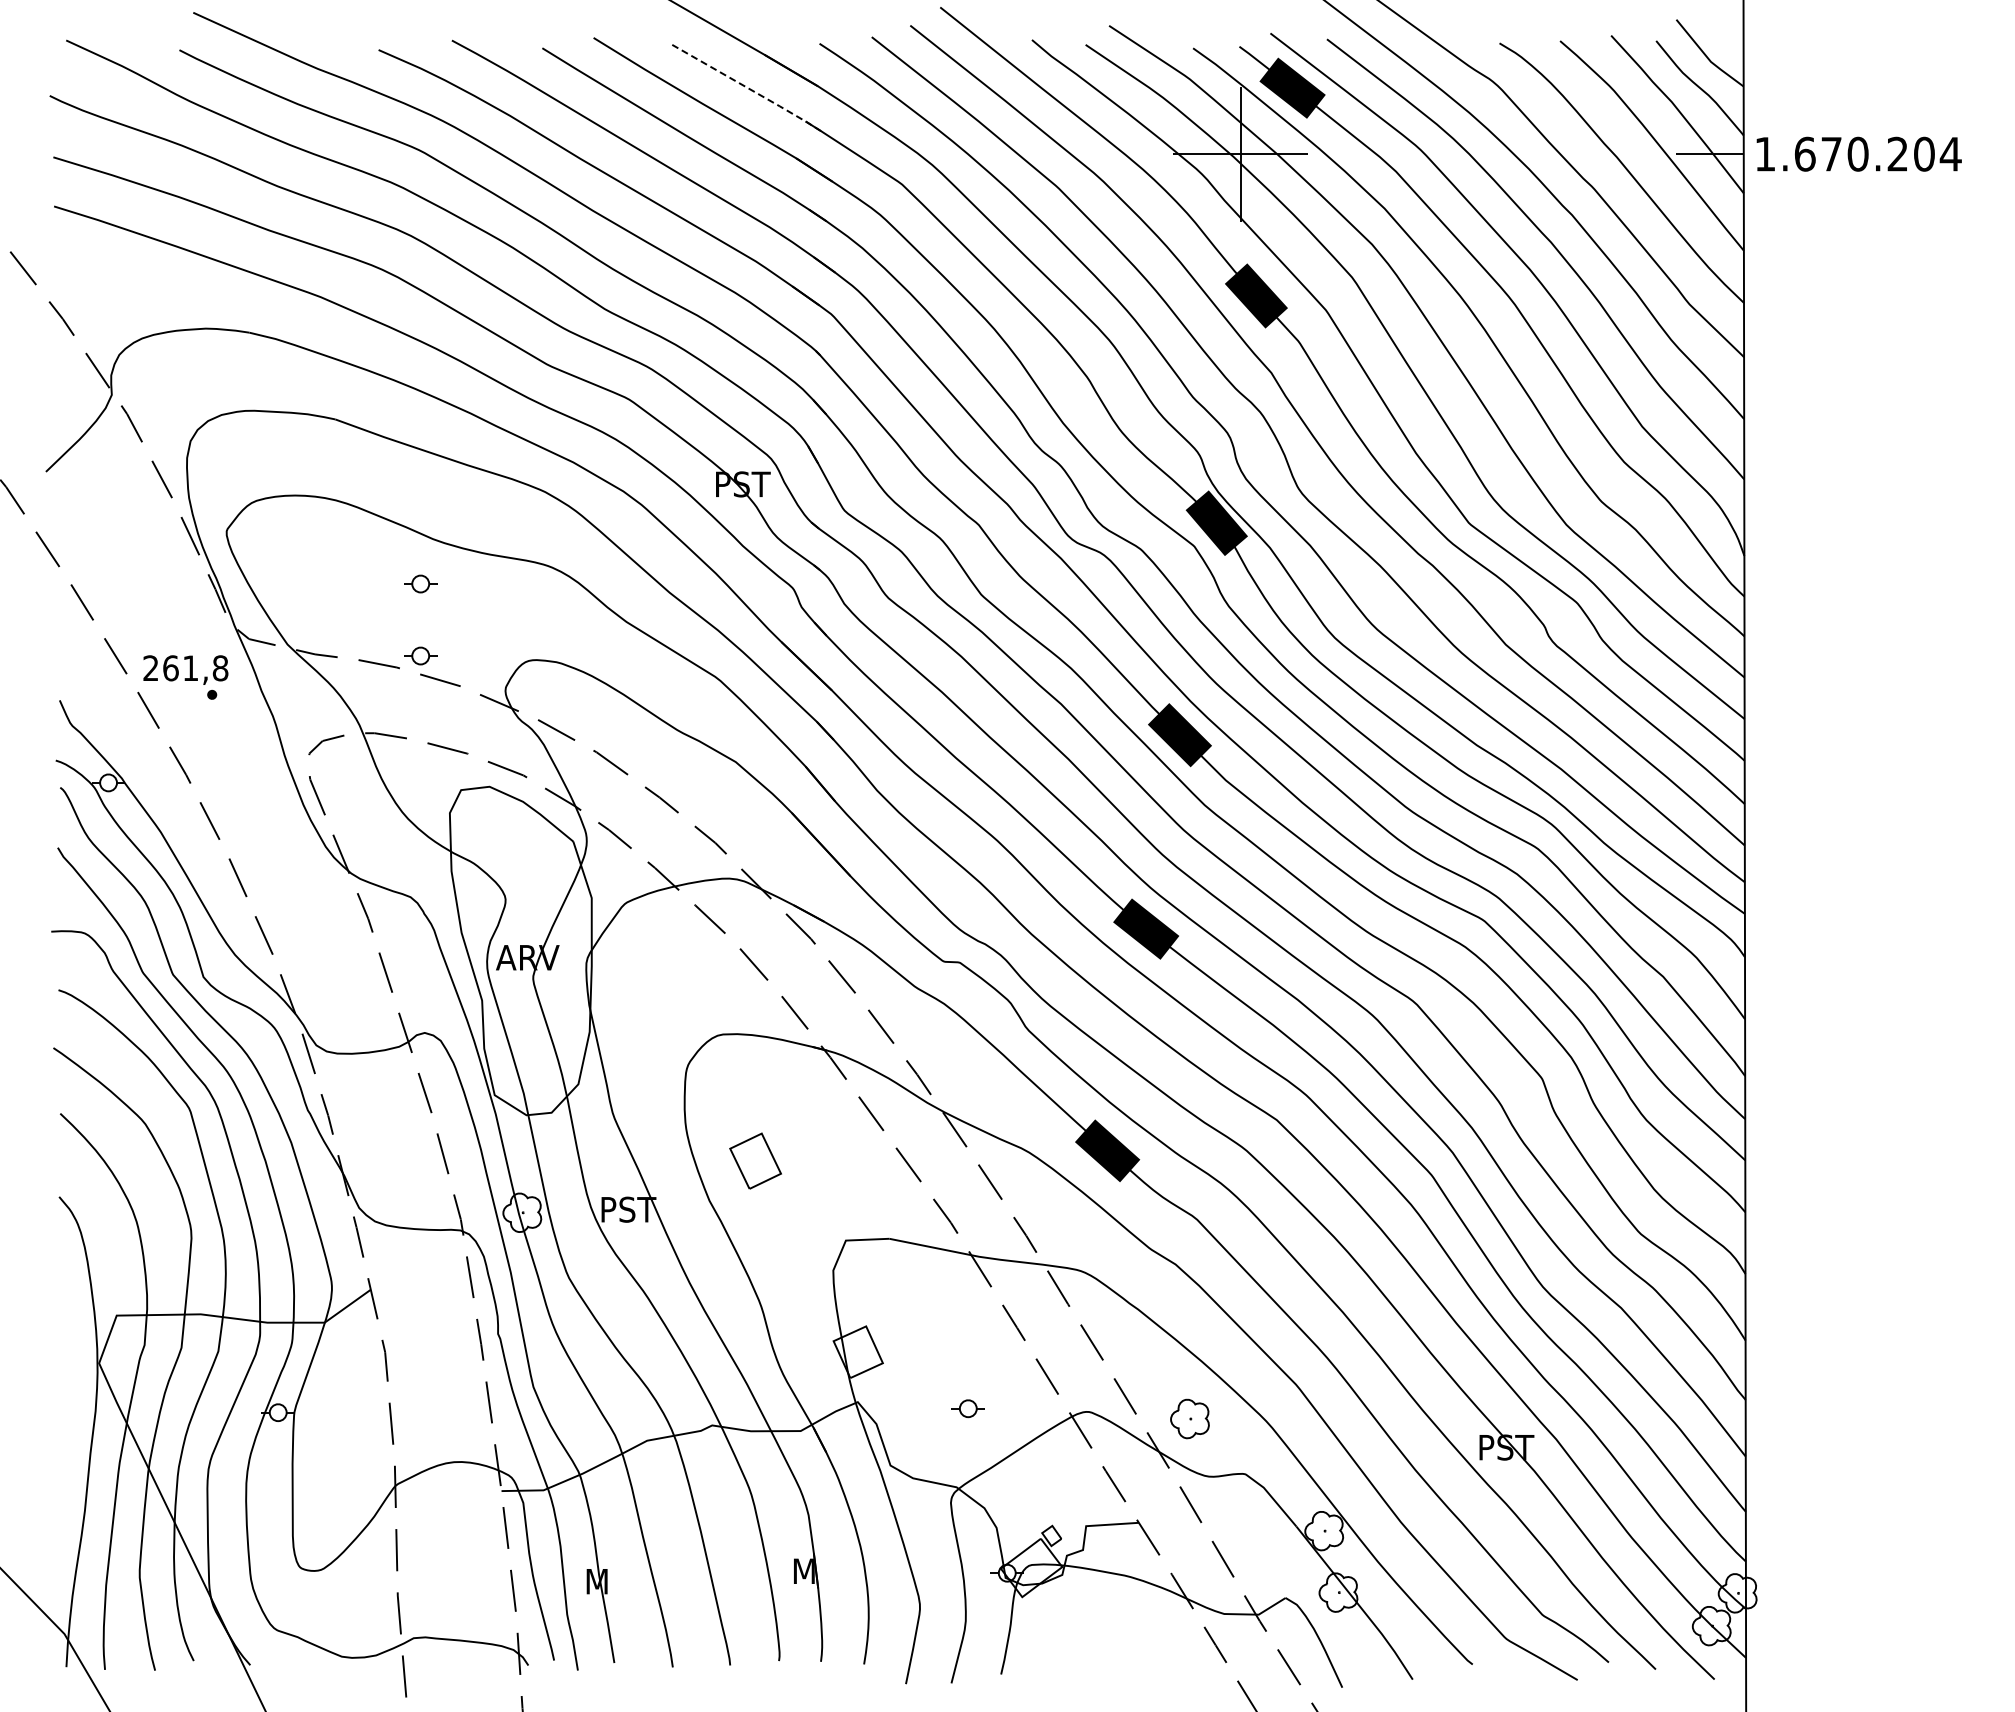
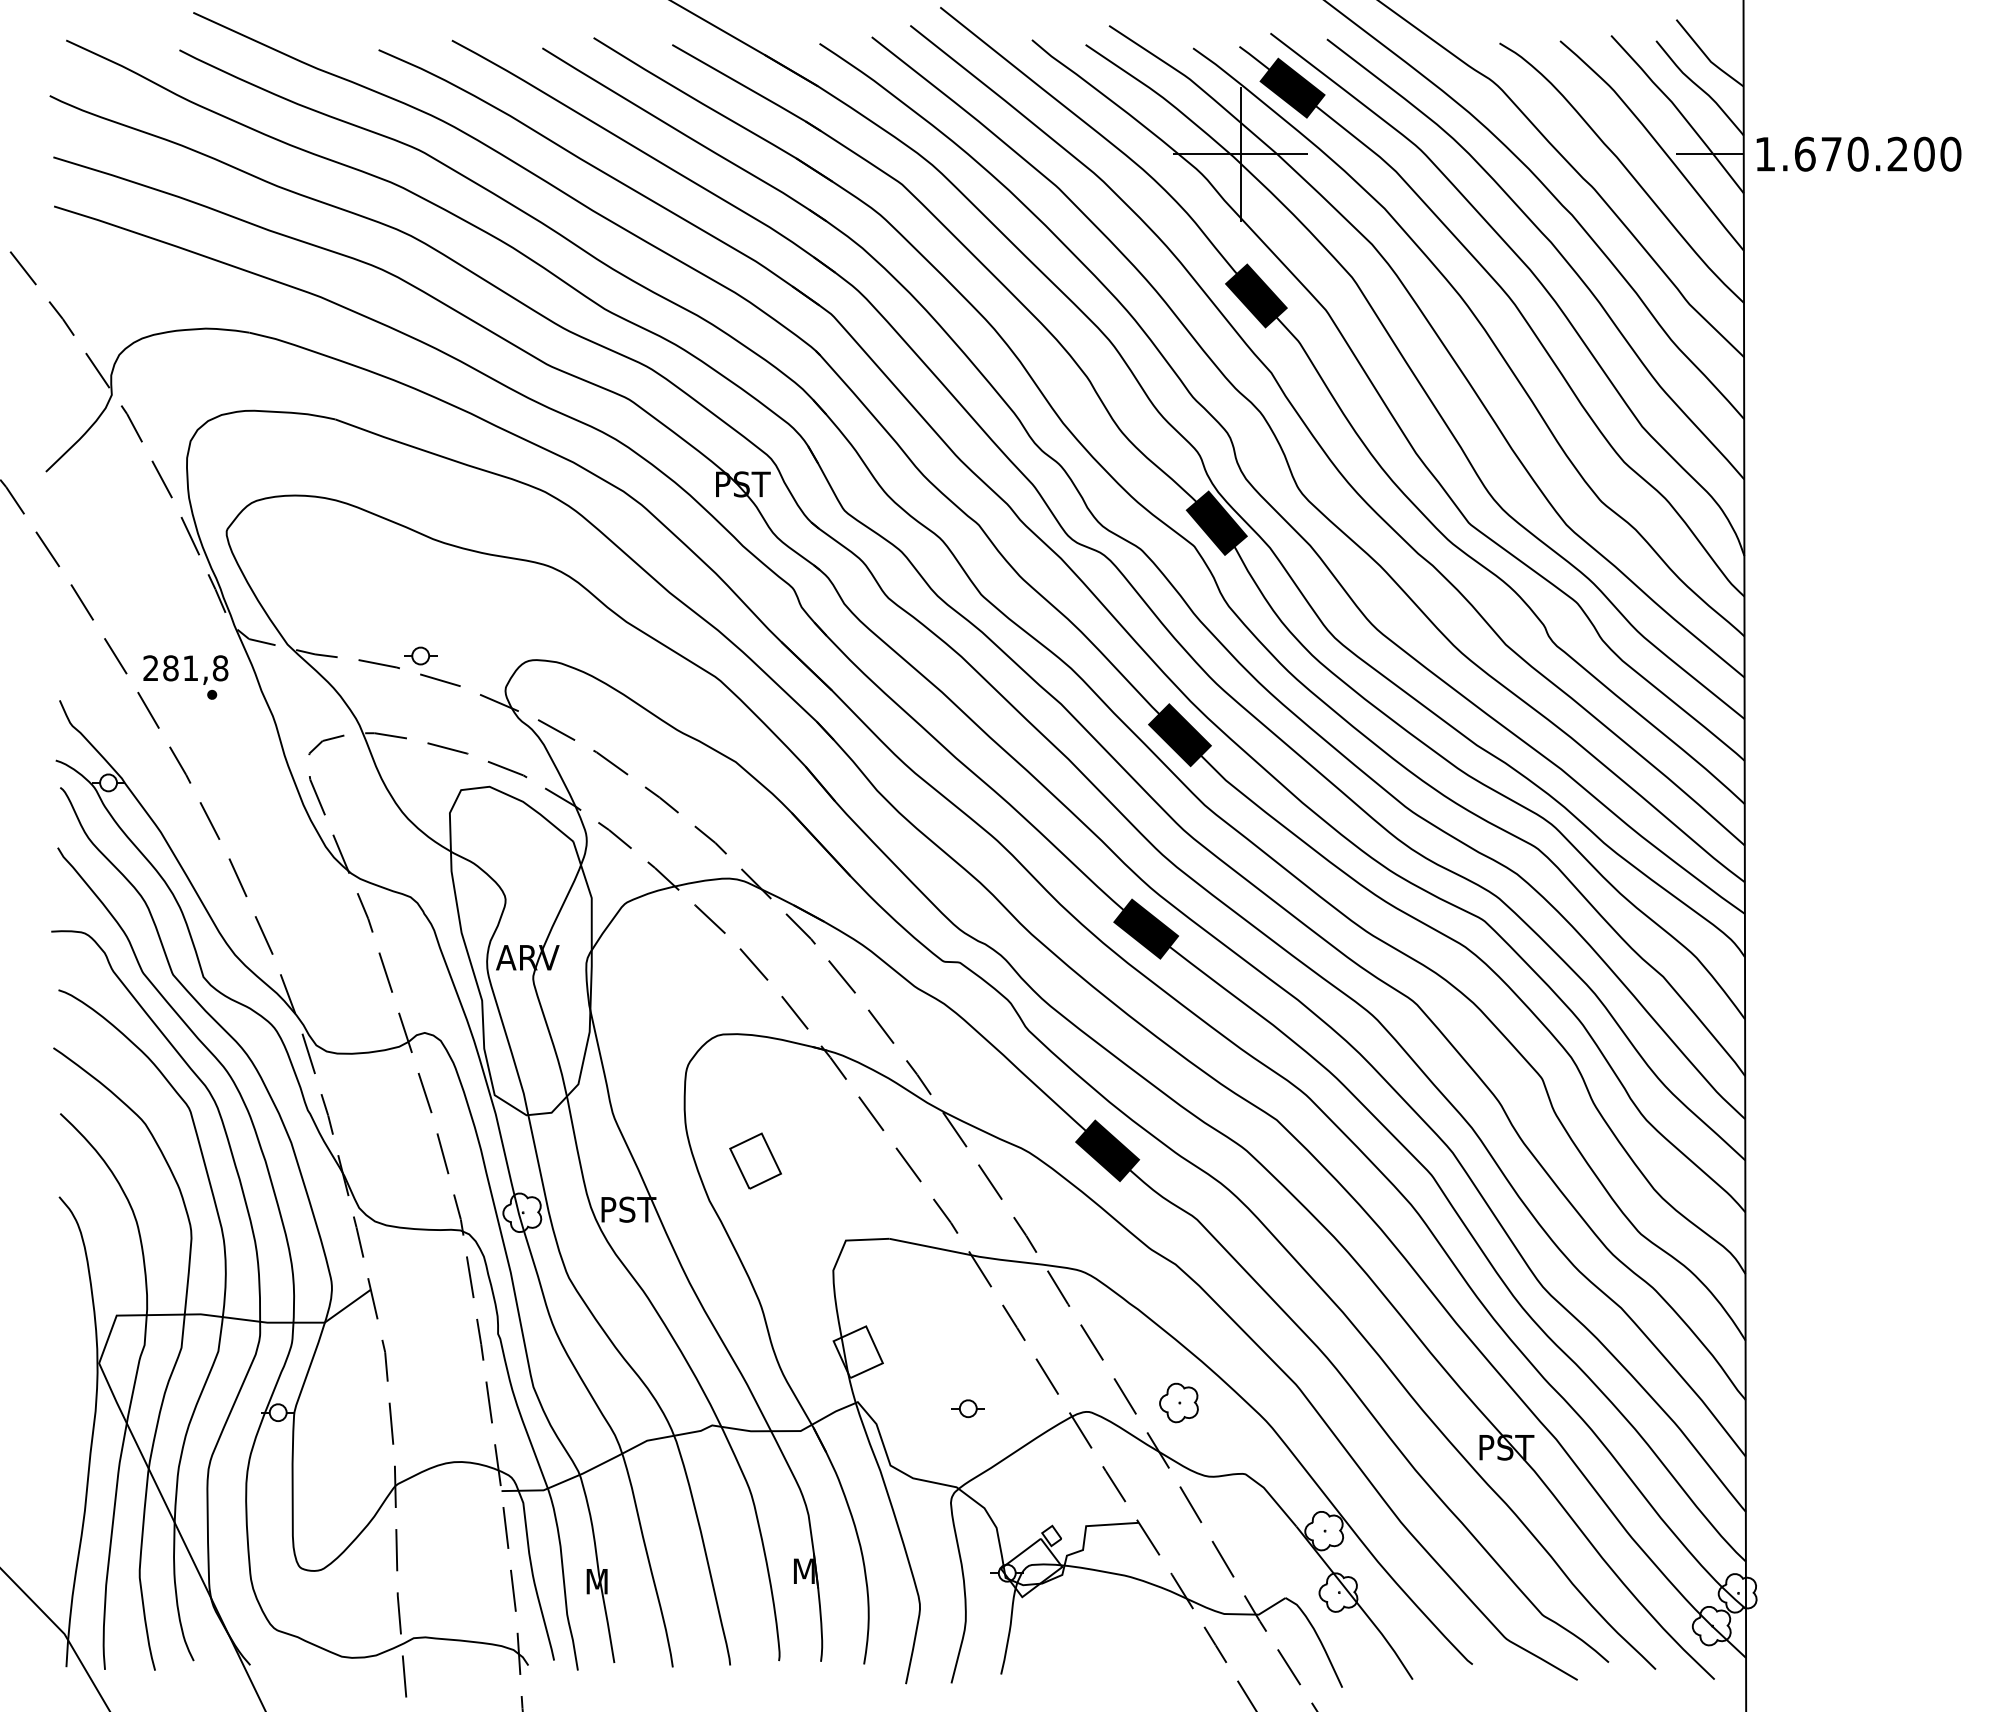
line: dashed -> solid (747, 88)
text: 1.670.204 -> 1.670.200 (1950, 153)
part: present -> none (420, 583)
text: 261,8 -> 281,8 (170, 668)
part position: (1189, 1418) -> (1178, 1402) (1178, 1402)
